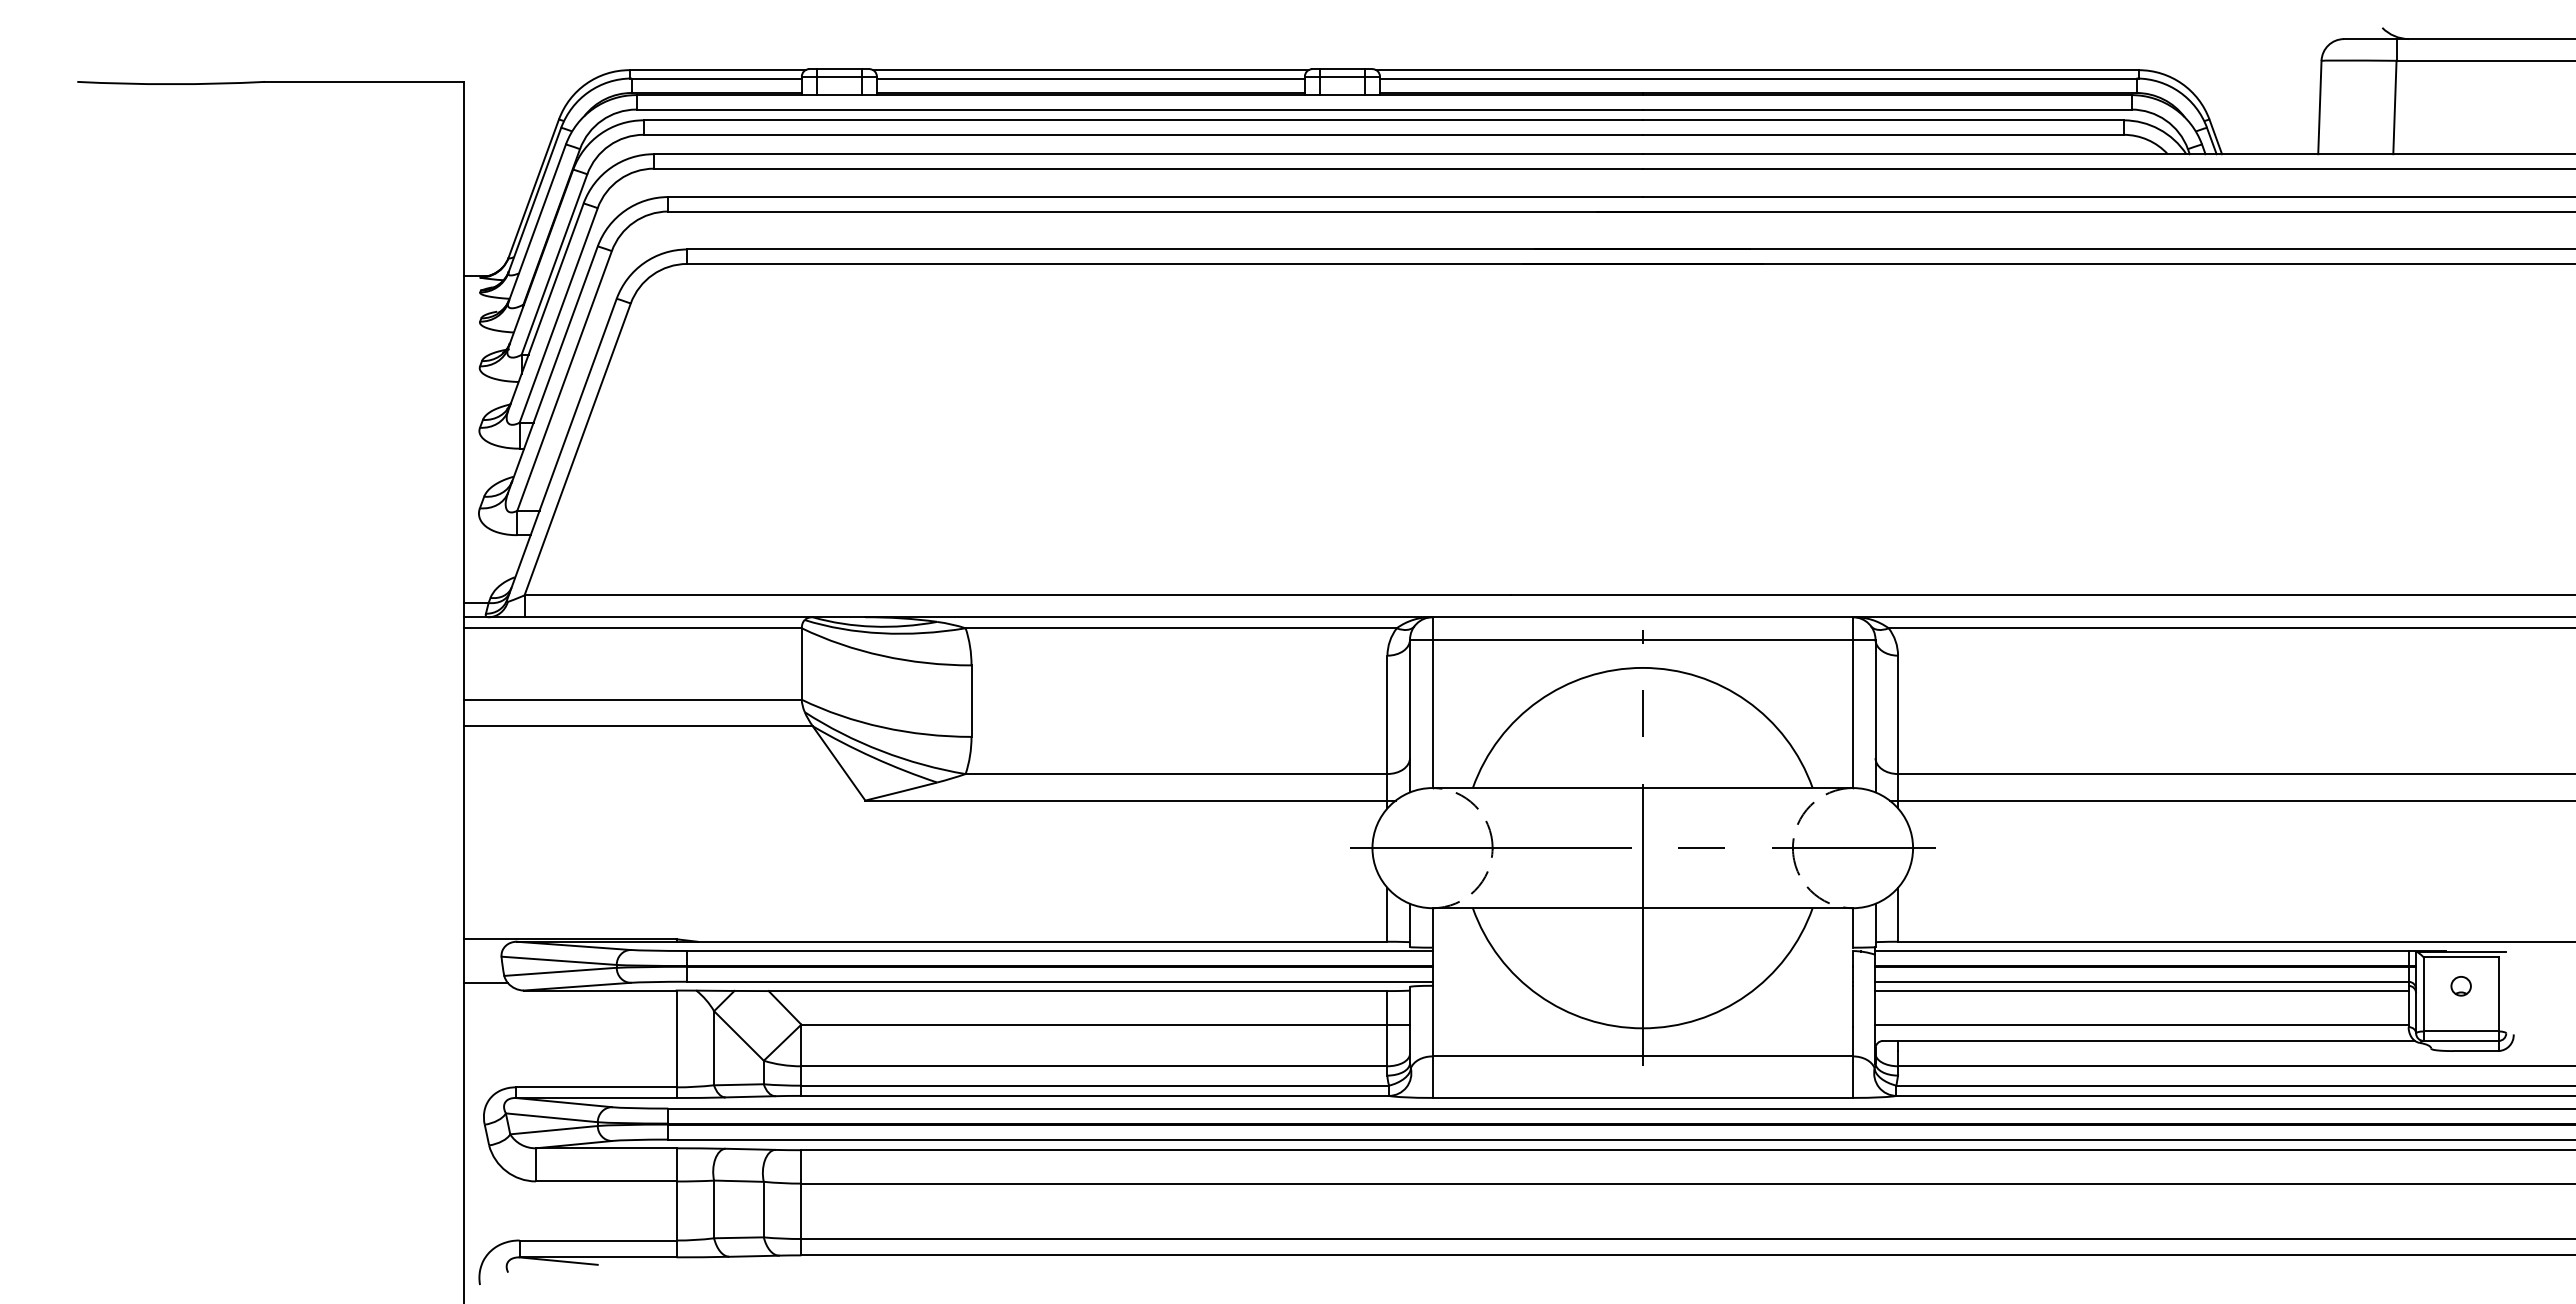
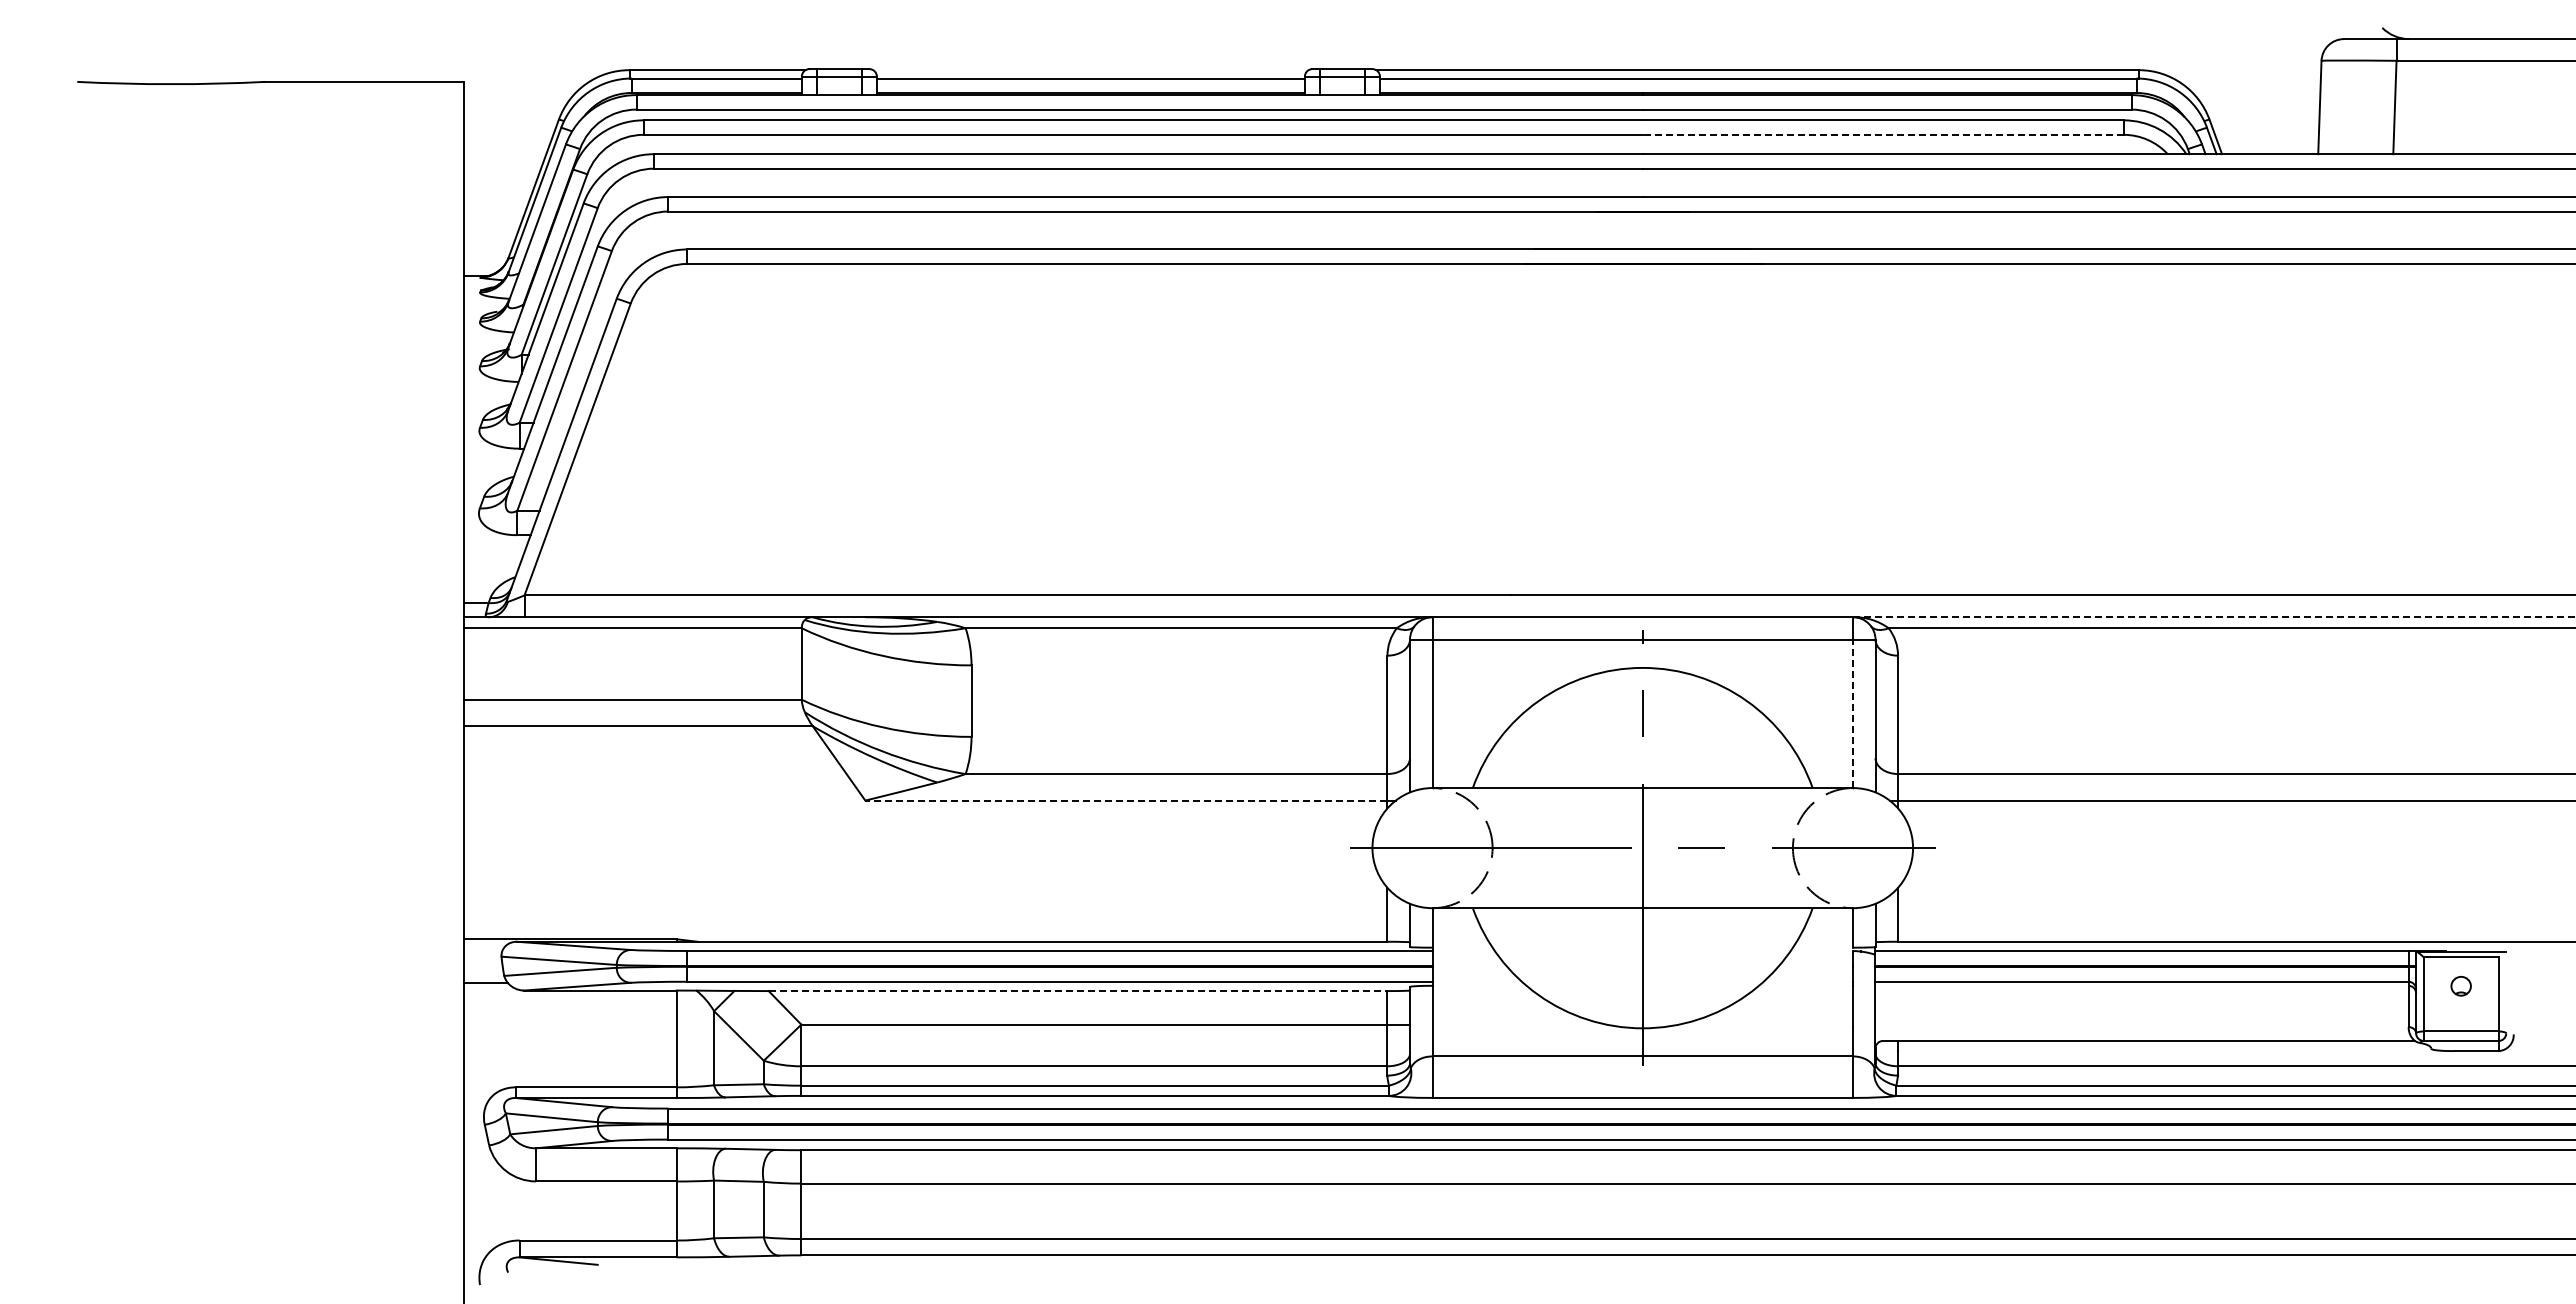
line: present -> none (1090, 70)
line: solid -> dashed (1882, 134)
line: solid -> dashed (2214, 617)
line: solid -> dashed (1853, 713)
line: solid -> dashed (1125, 800)
line: solid -> dashed (1078, 991)
line: present -> none (2141, 991)
line: present -> none (2141, 1024)
